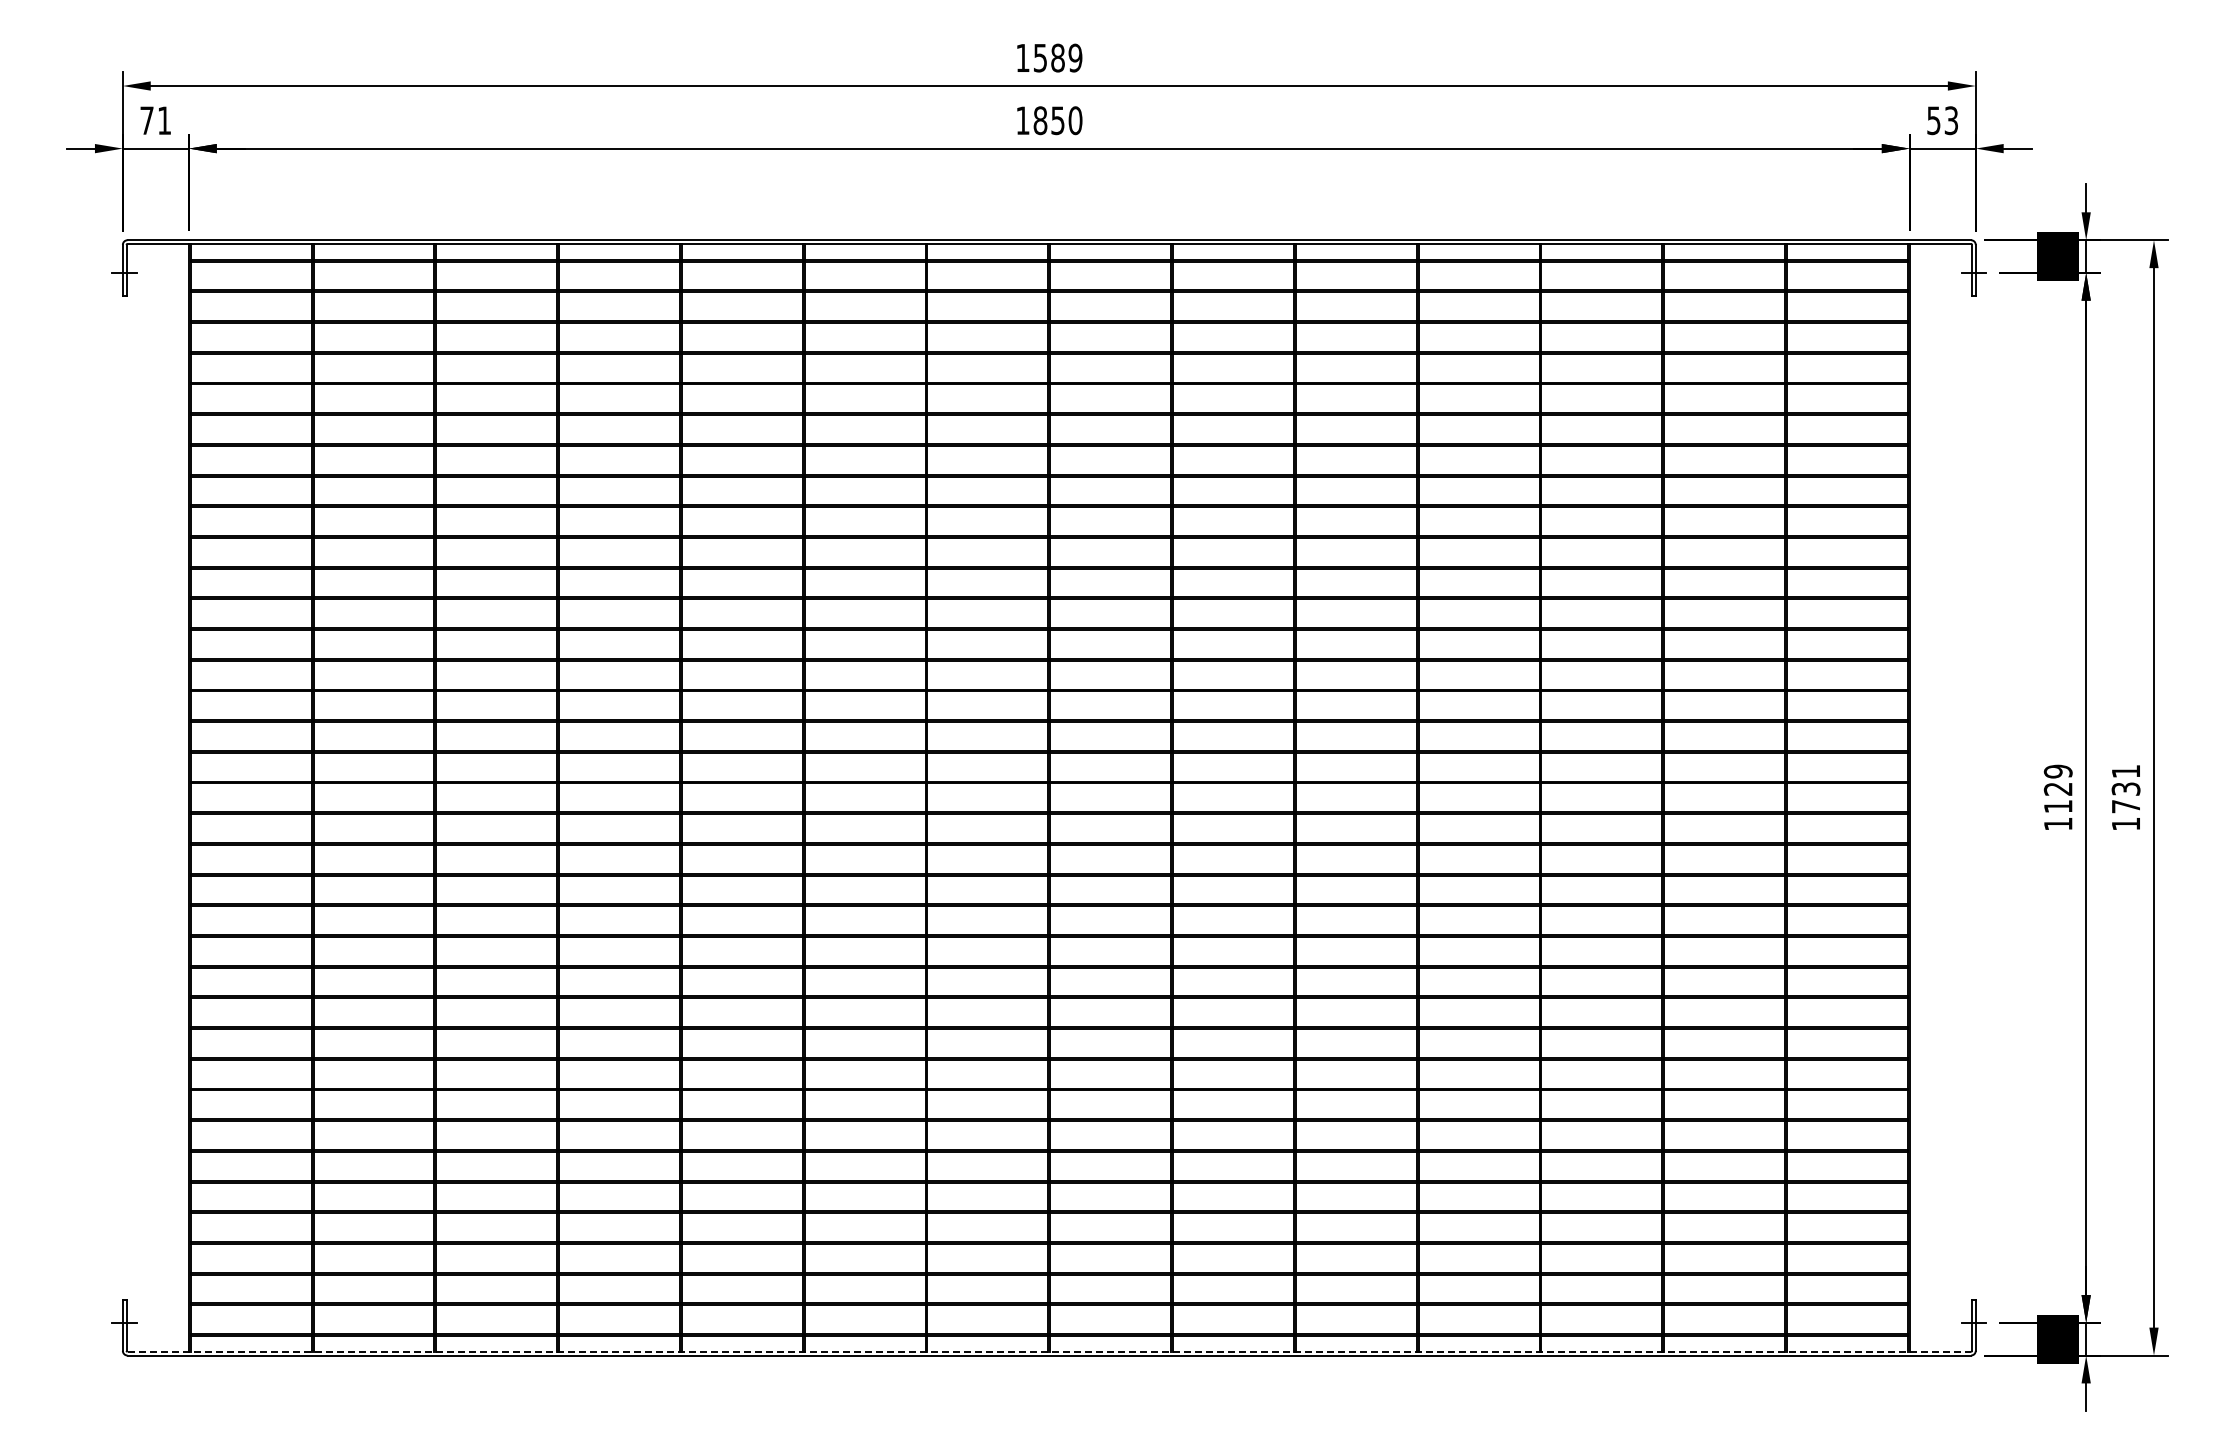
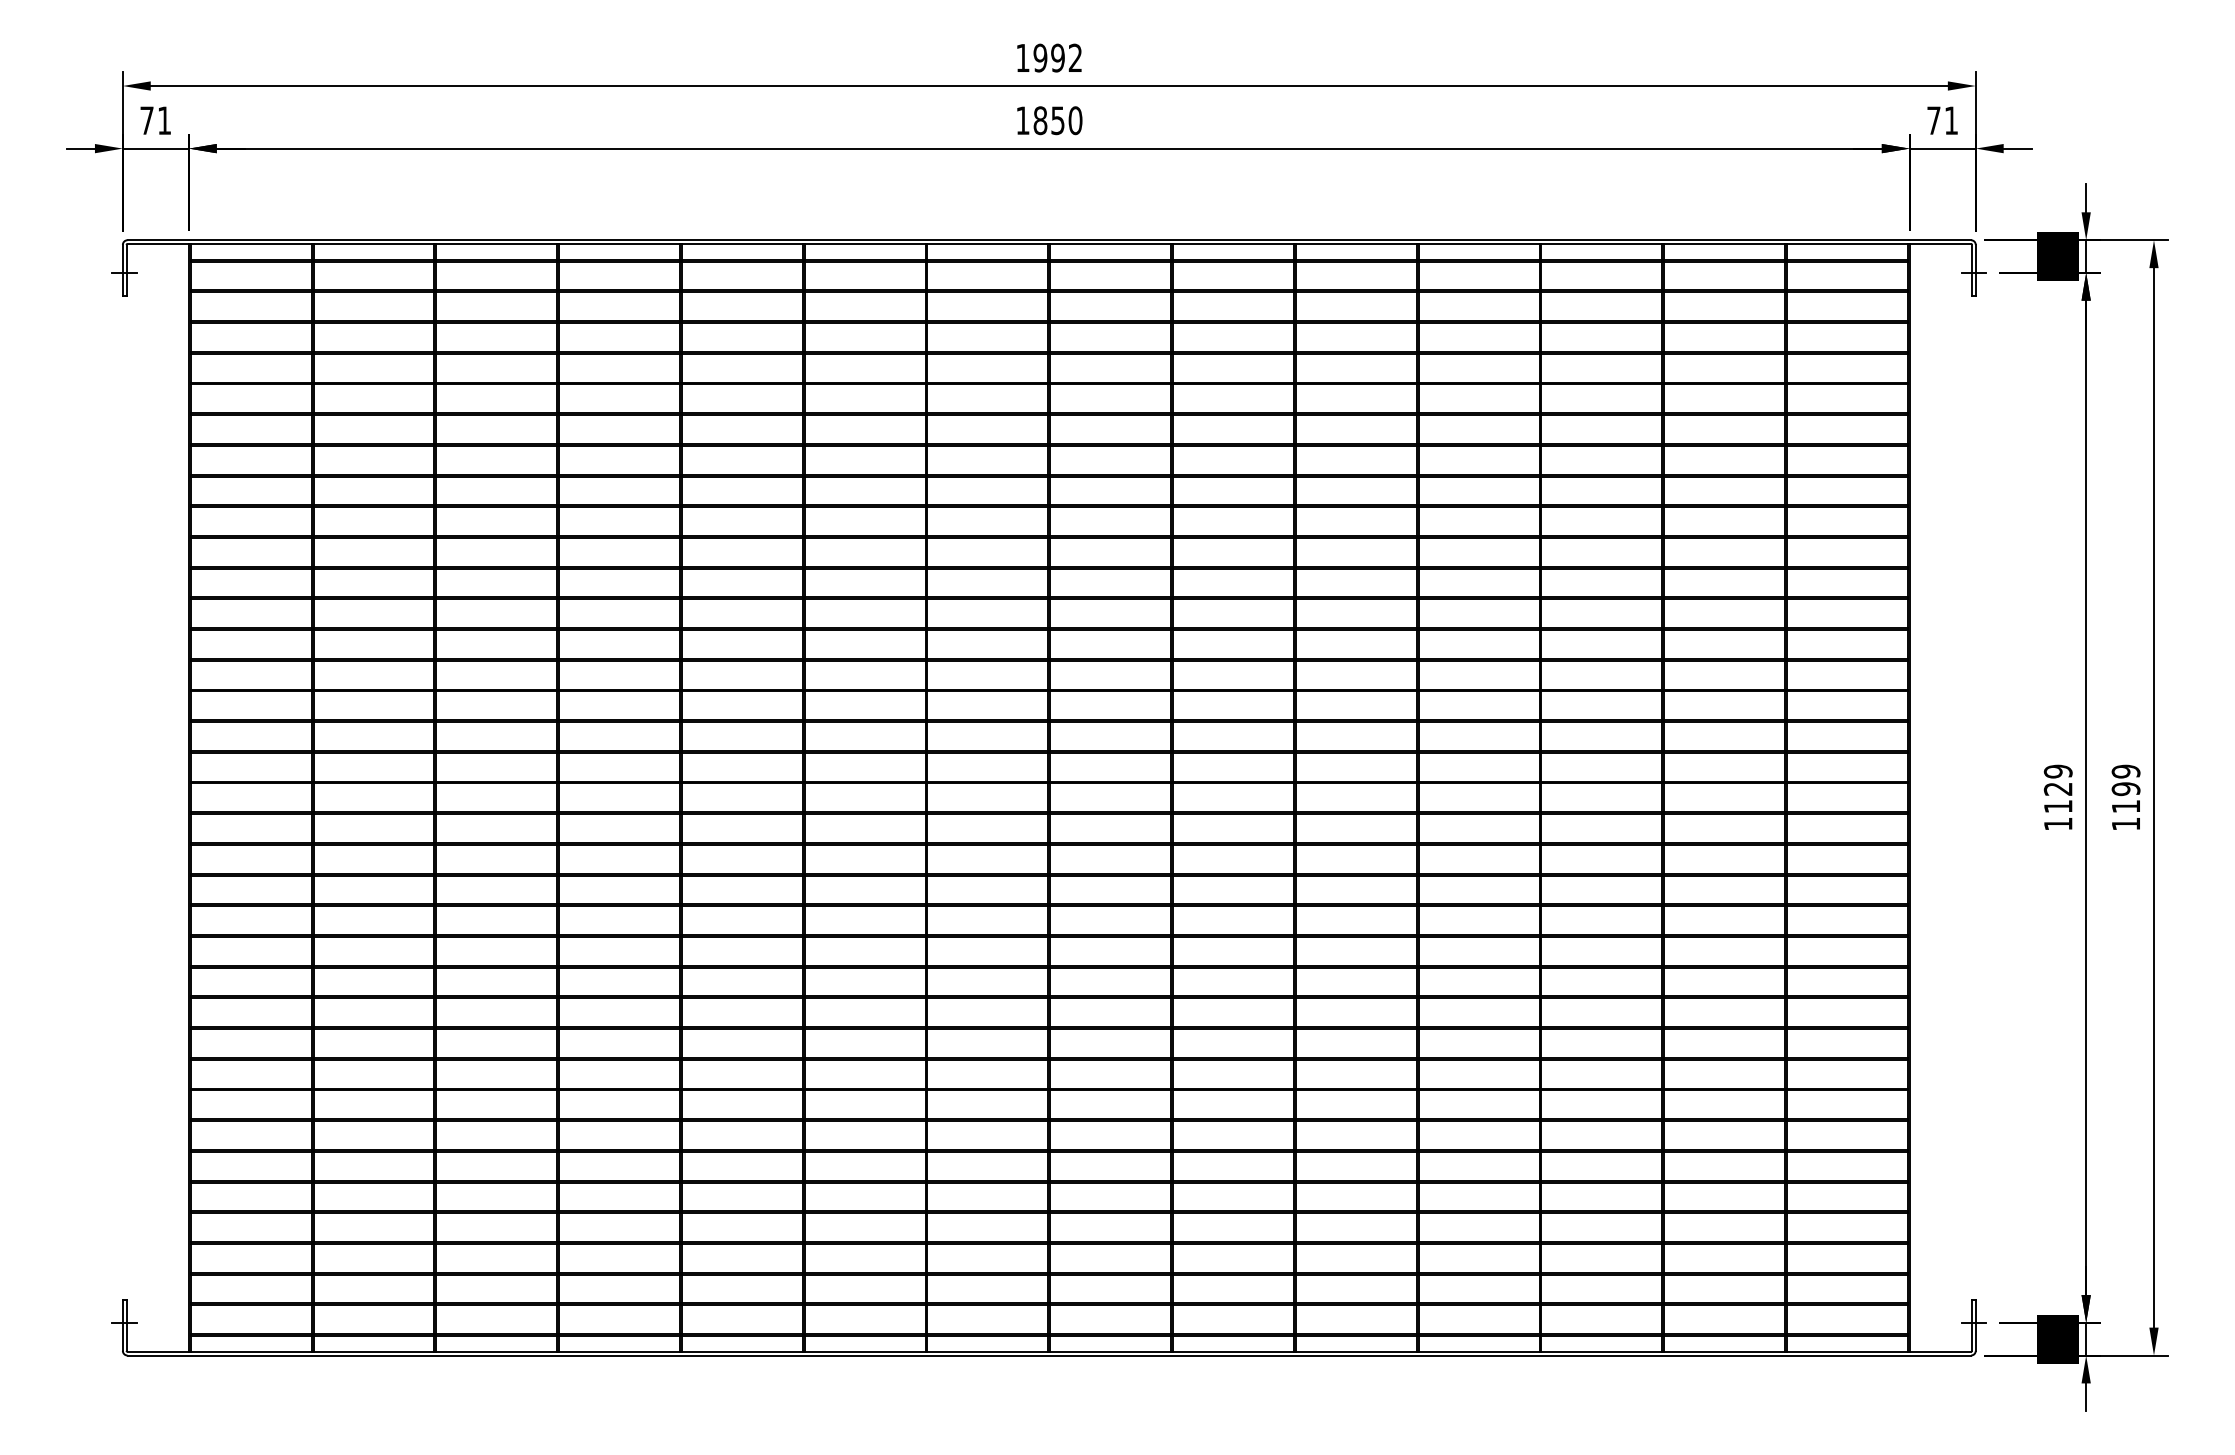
text: 1589 -> 1992 (1057, 57)
text: 53 -> 71 (1942, 120)
text: 1731 -> 1199 (2125, 788)
line: dashed -> solid (1049, 1351)
